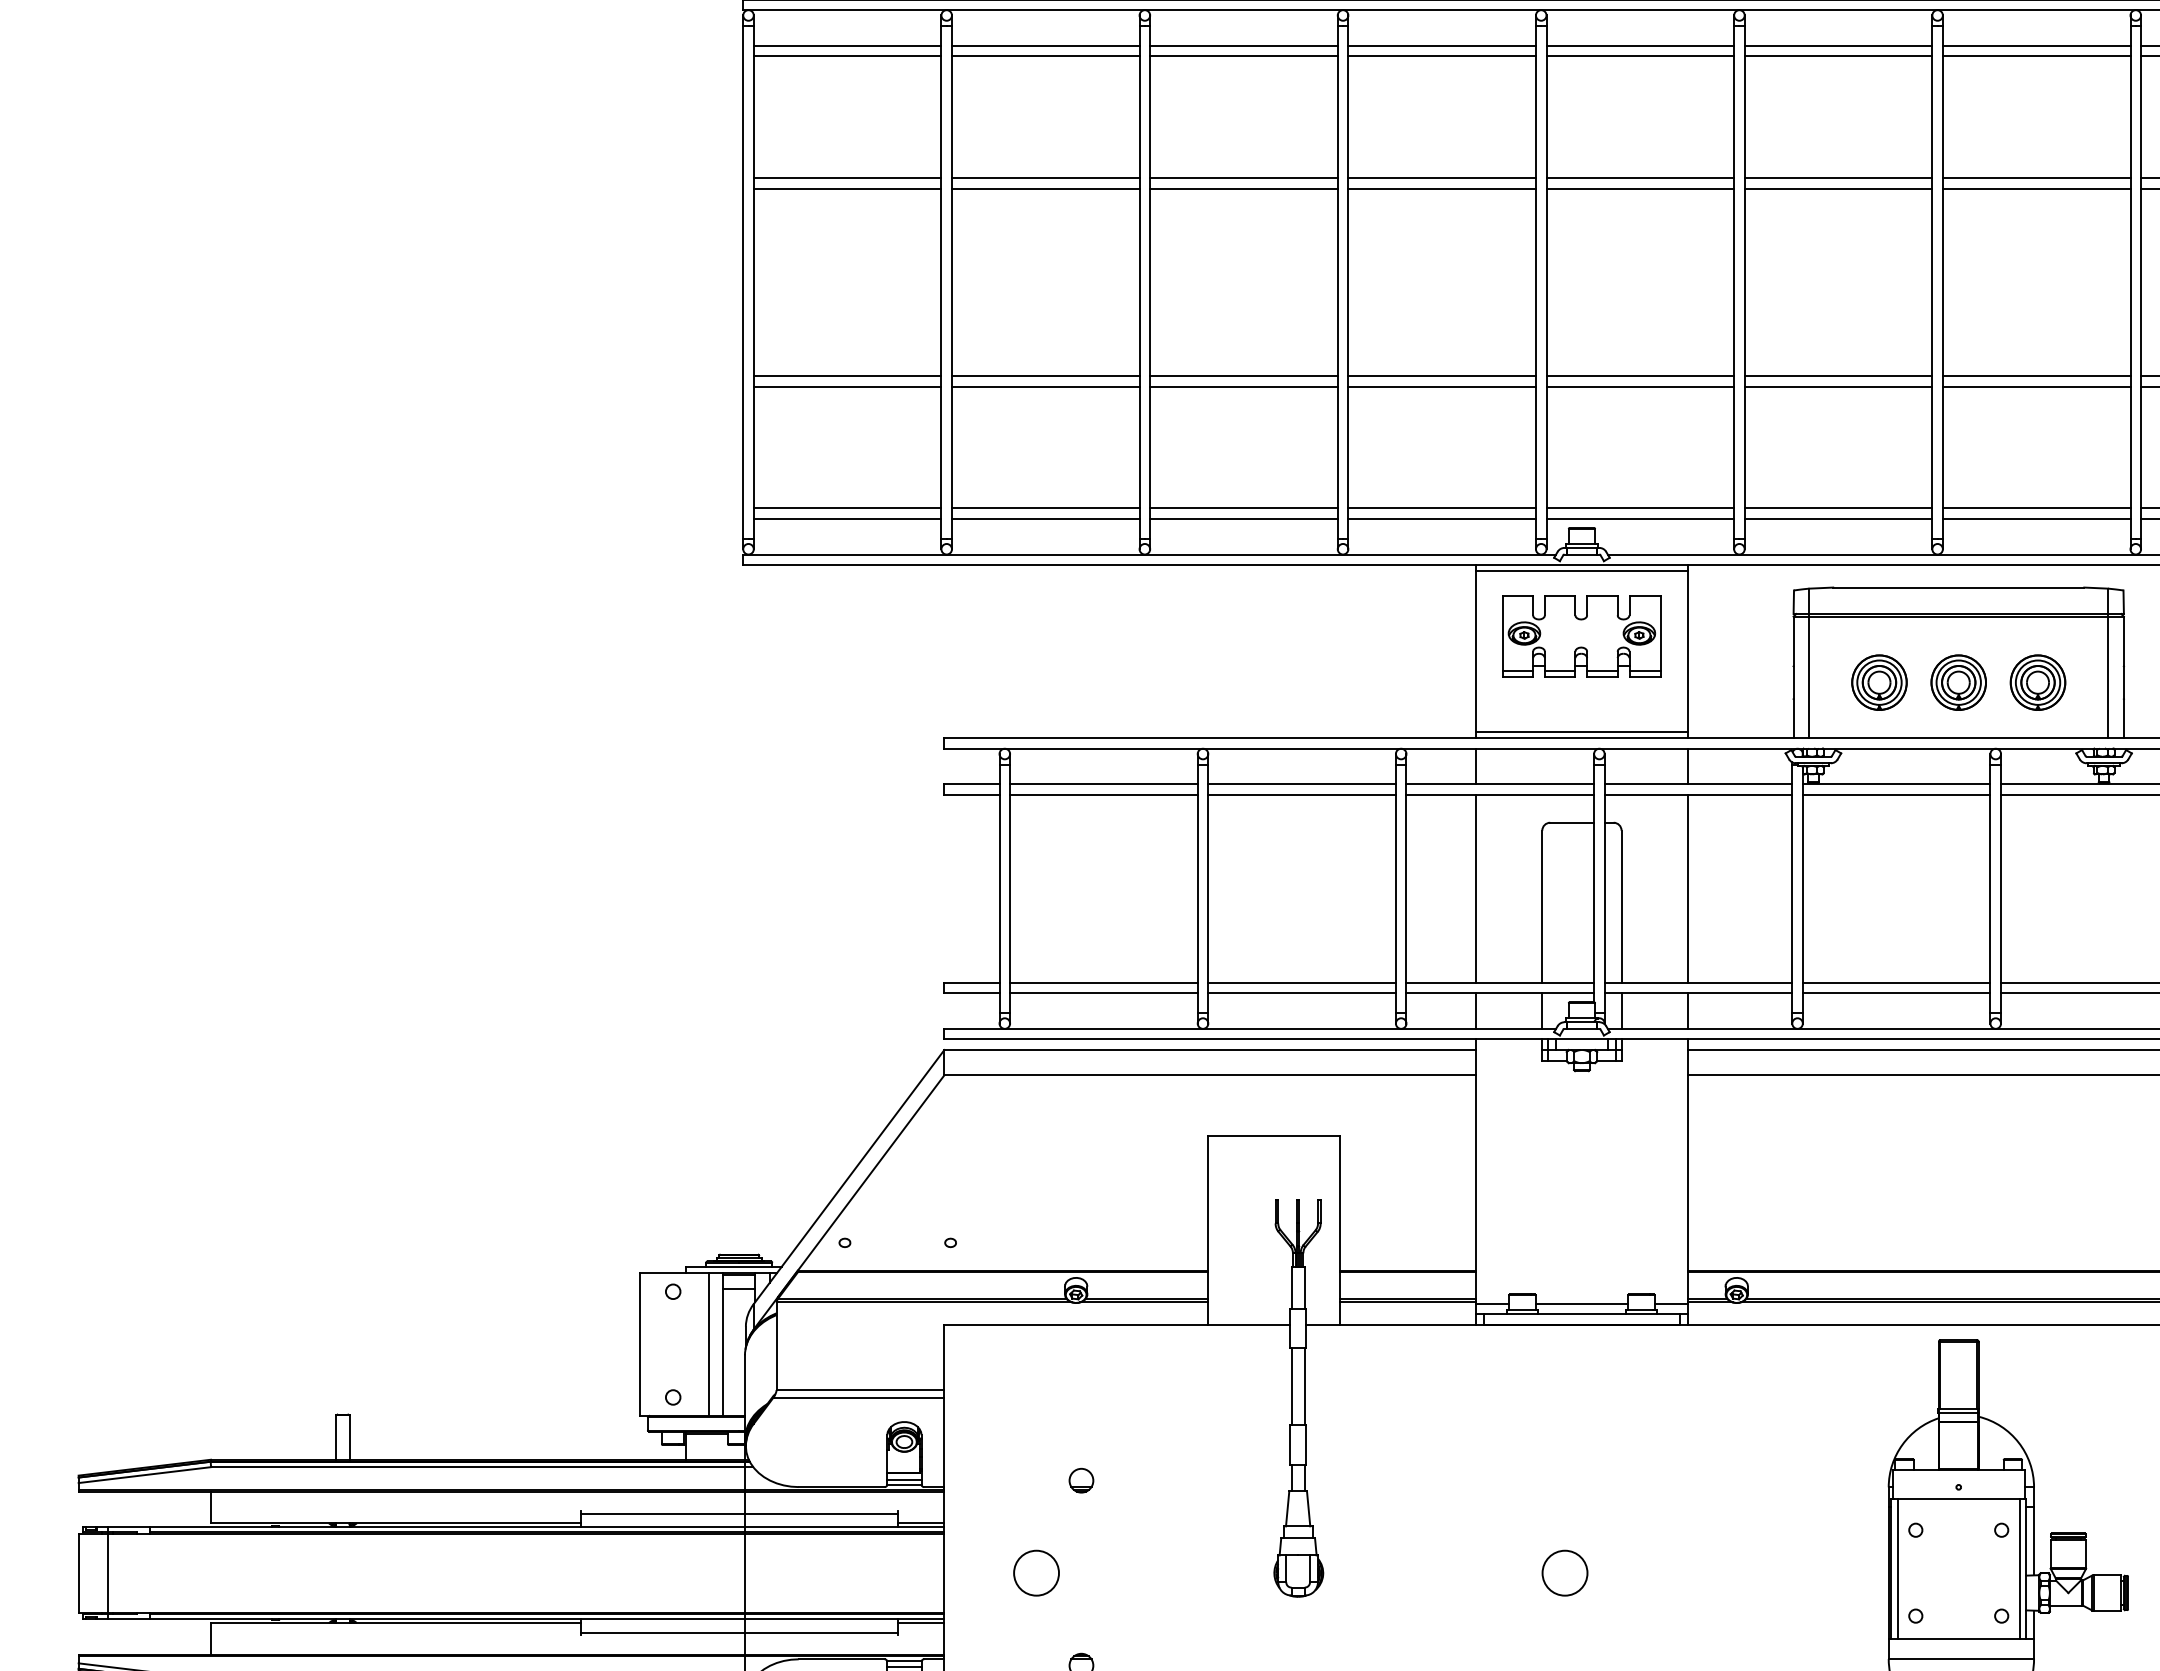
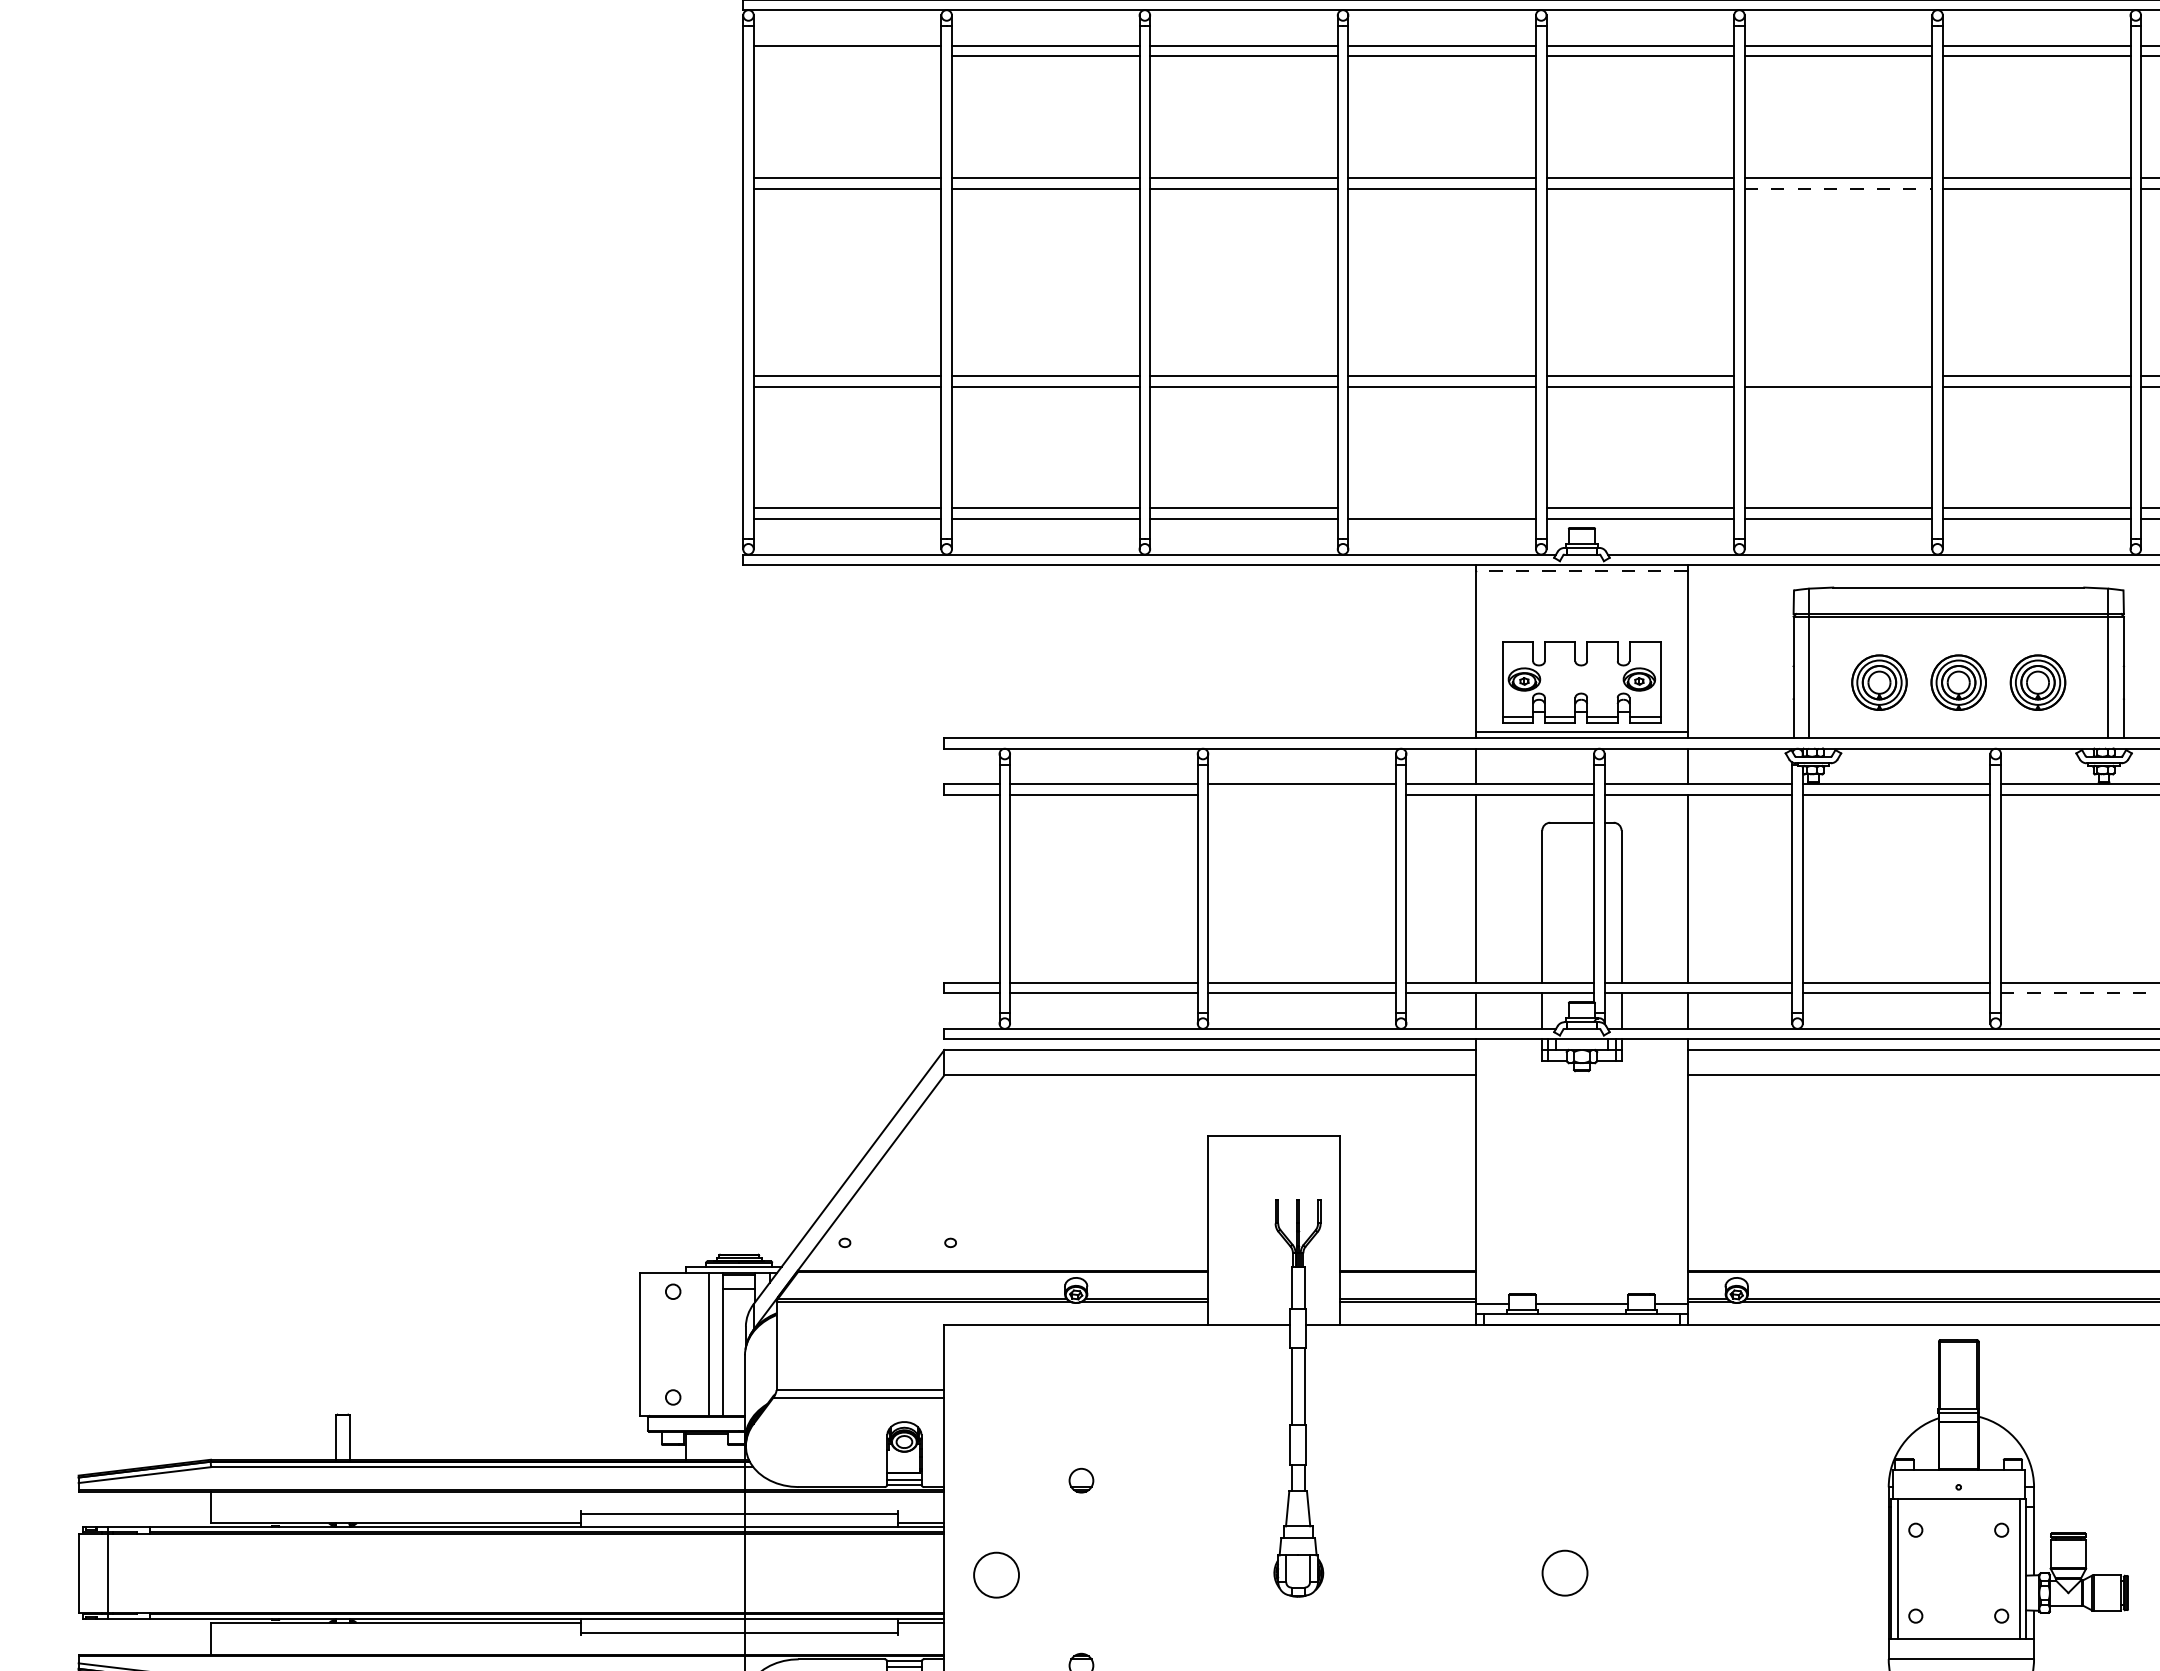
line: present -> none (847, 56)
line: solid -> dashed (1838, 188)
line: present -> none (1838, 376)
line: present -> none (1441, 508)
line: solid -> dashed (1581, 571)
part position: (1581, 636) -> (1581, 682) (1581, 682)
line: present -> none (1301, 795)
line: solid -> dashed (2080, 993)
circle position: (1036, 1572) -> (996, 1574) (996, 1574)
